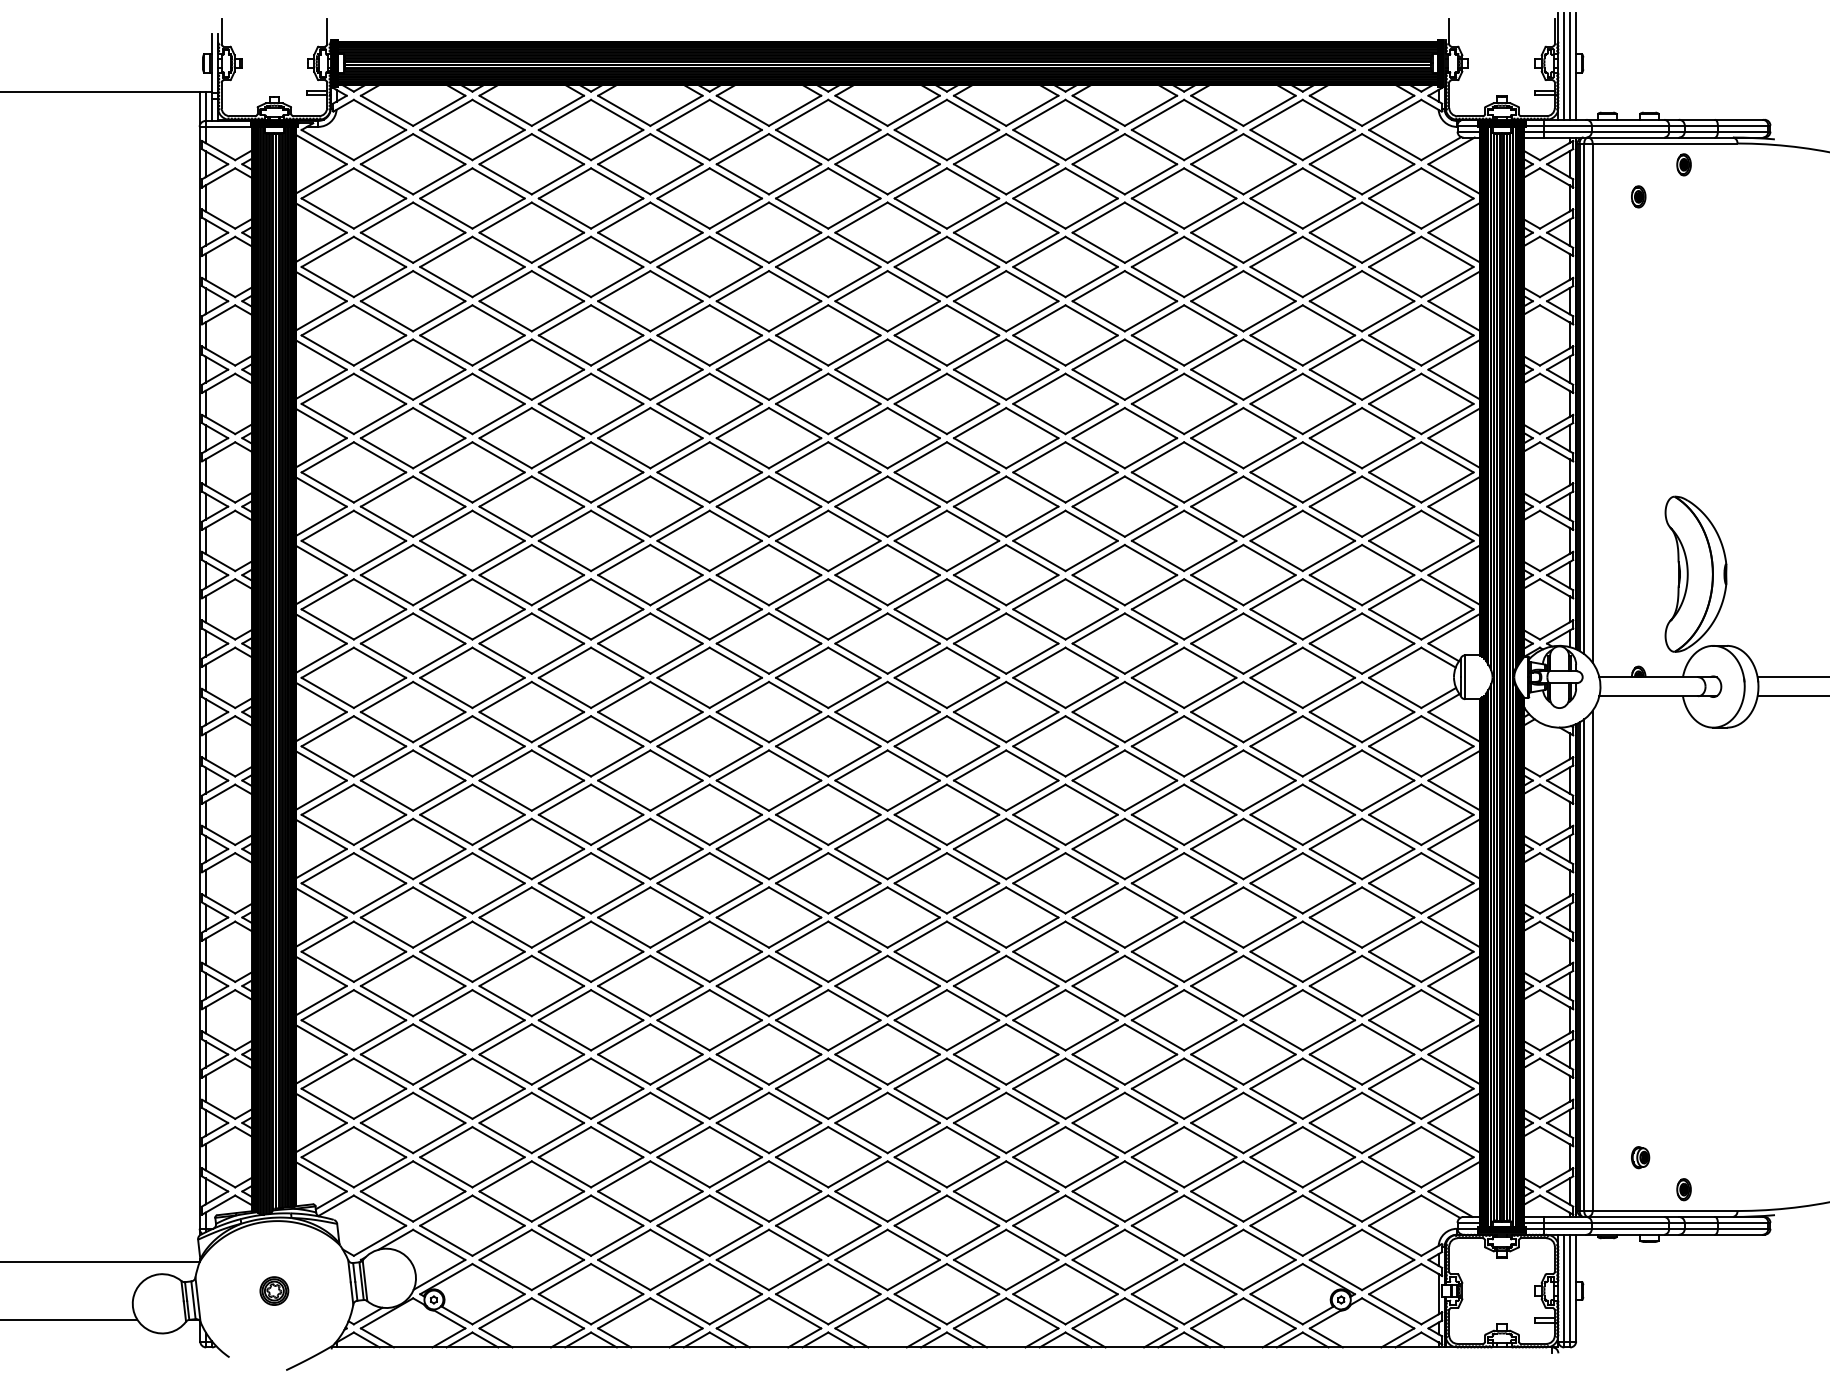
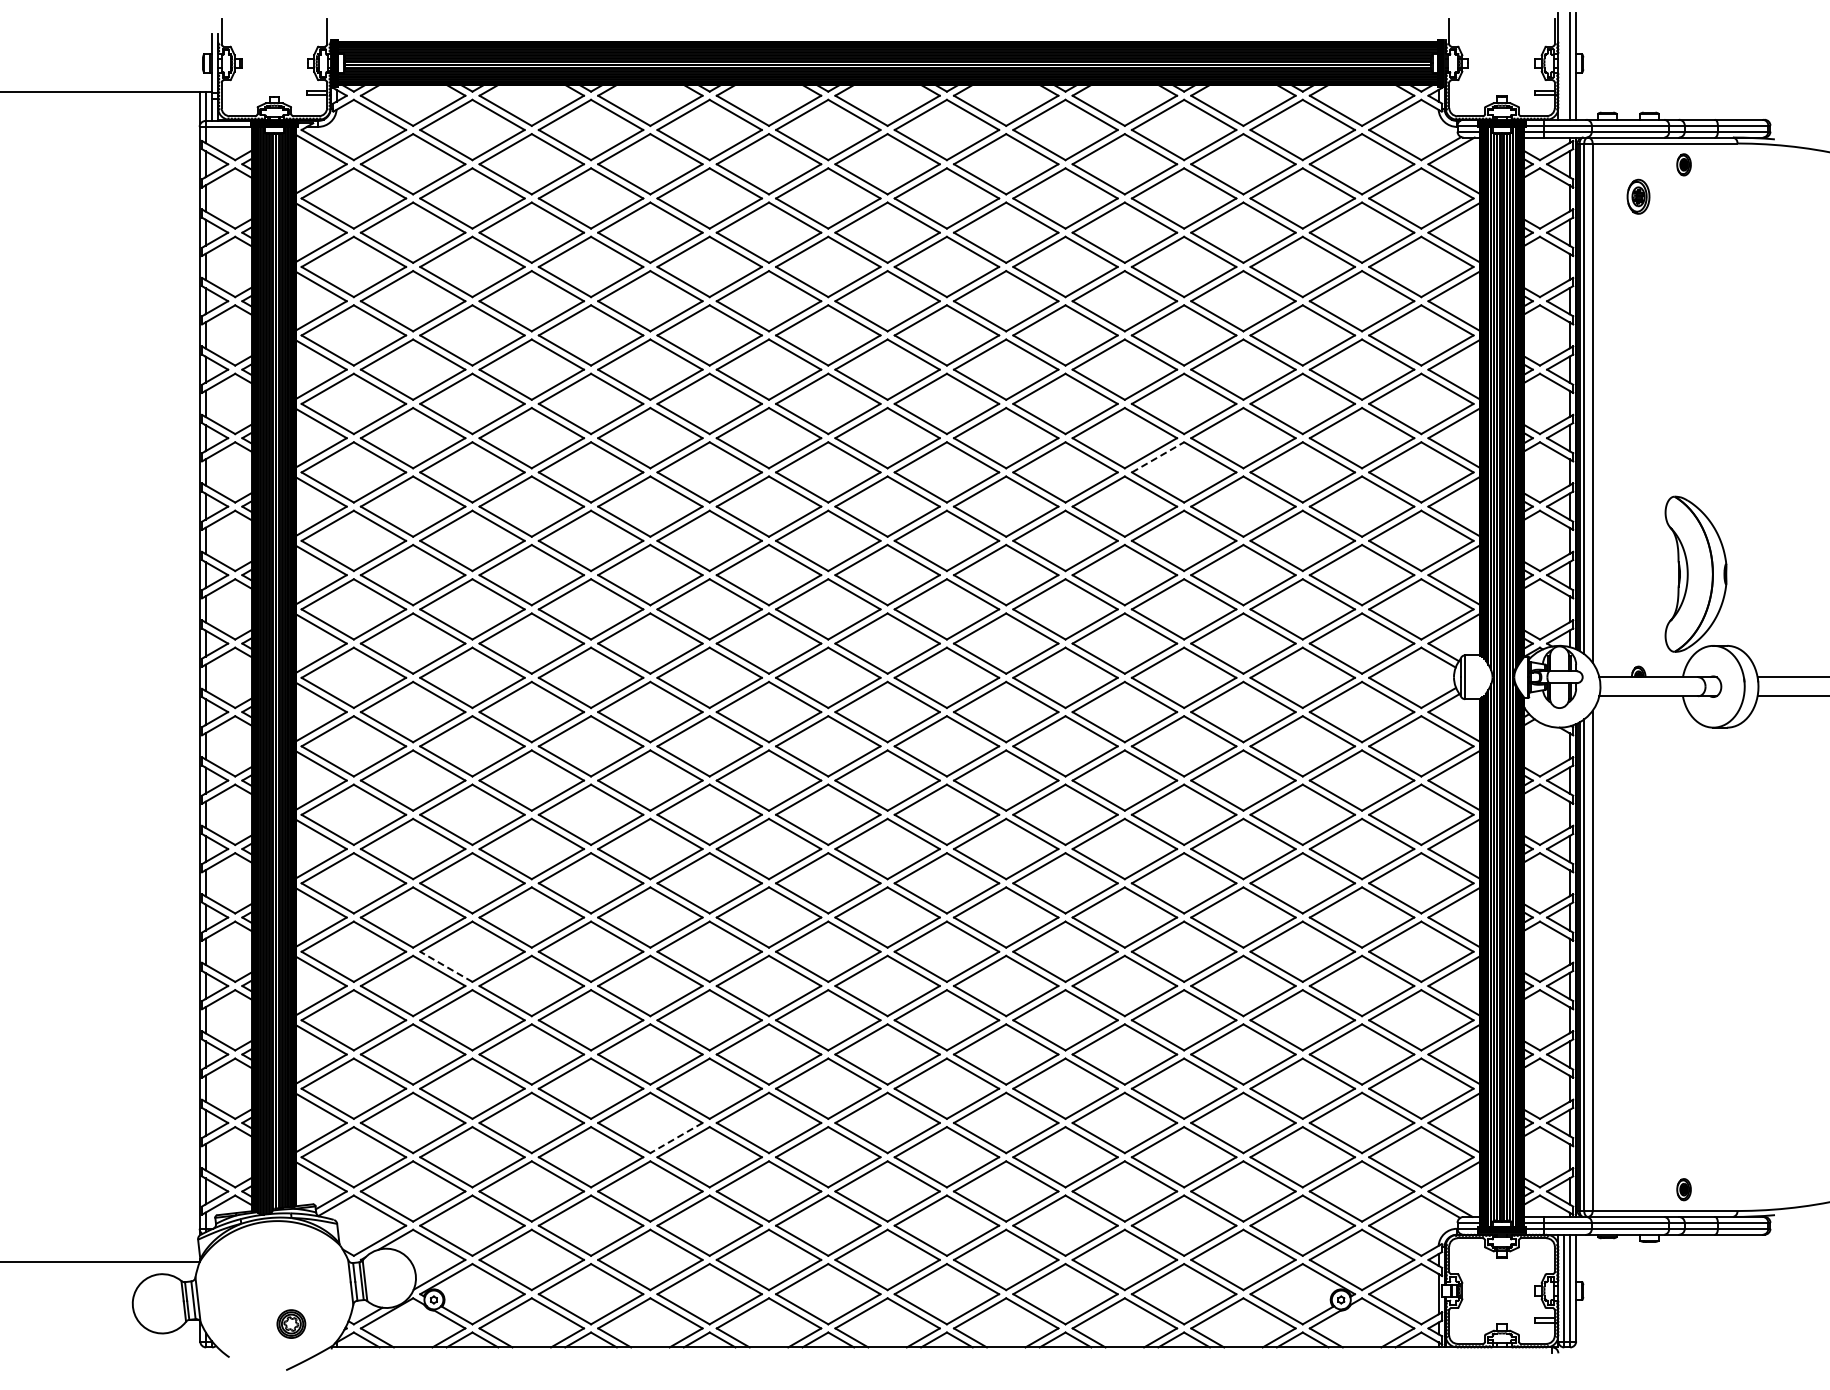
line: present -> none (1564, 66)
part size: 16x24 px -> 25x37 px (1638, 196)
line: solid -> dashed (1158, 457)
line: solid -> dashed (445, 966)
line: solid -> dashed (676, 1138)
part: present -> none (1640, 1157)
part position: (274, 1290) -> (291, 1323) (291, 1323)
line: present -> none (69, 1319)
